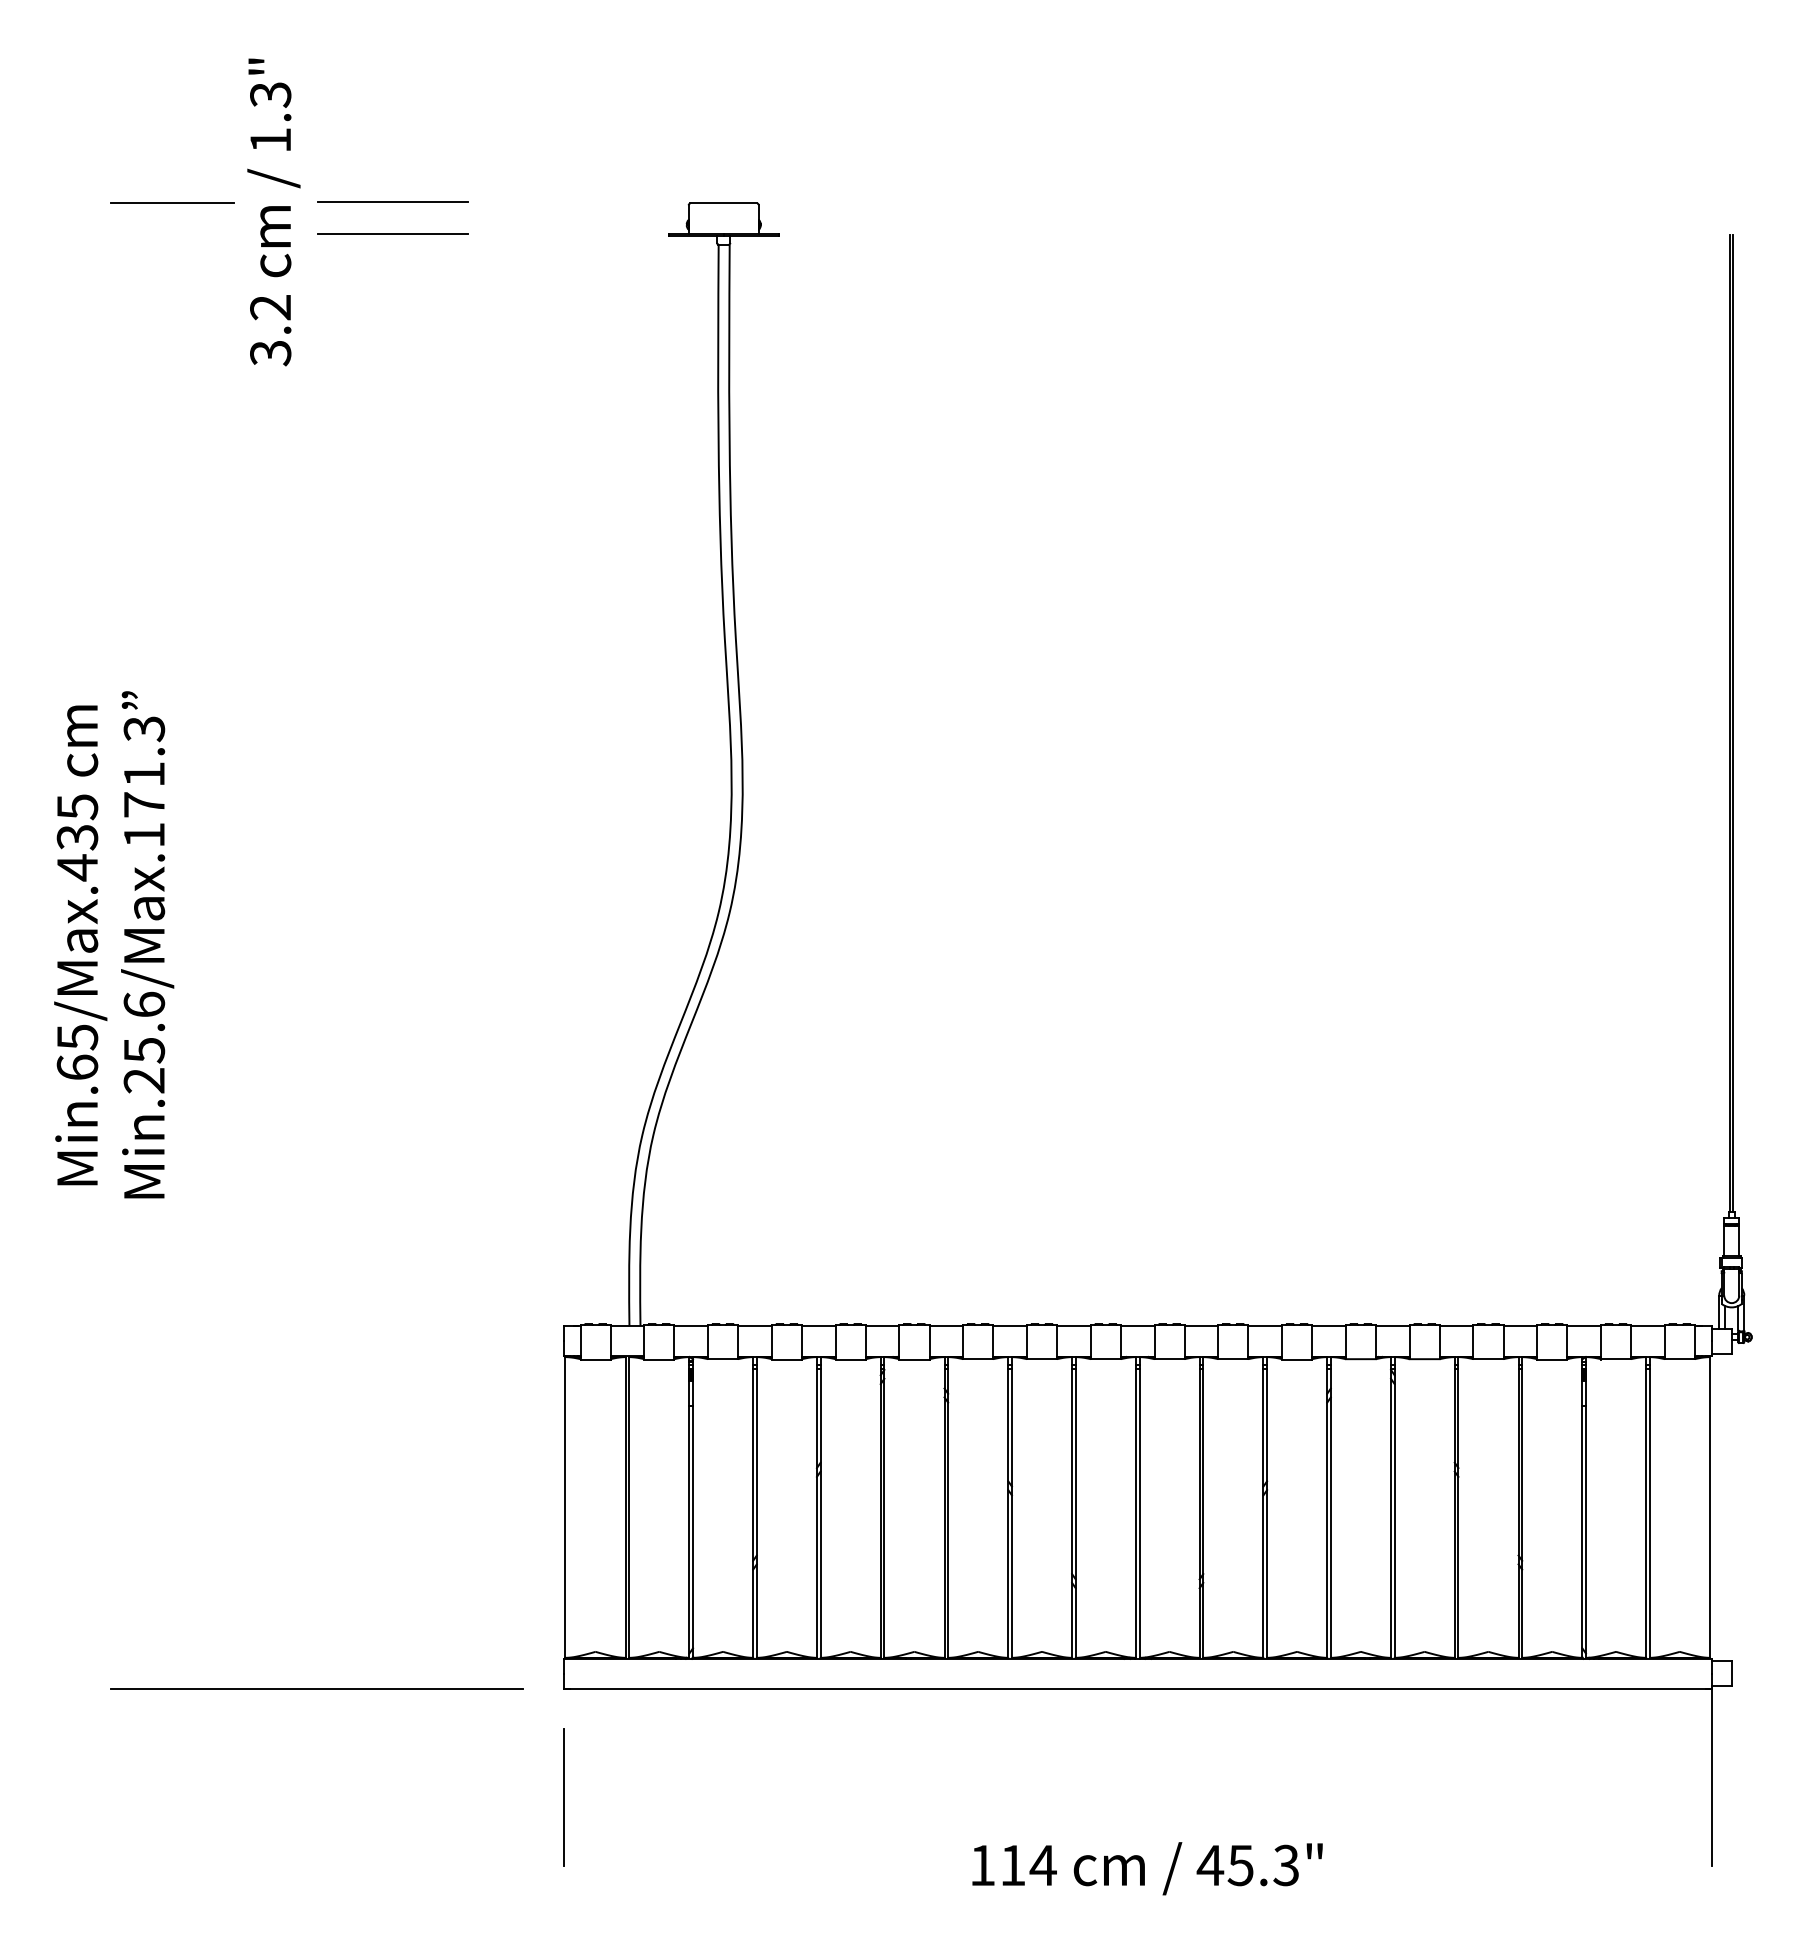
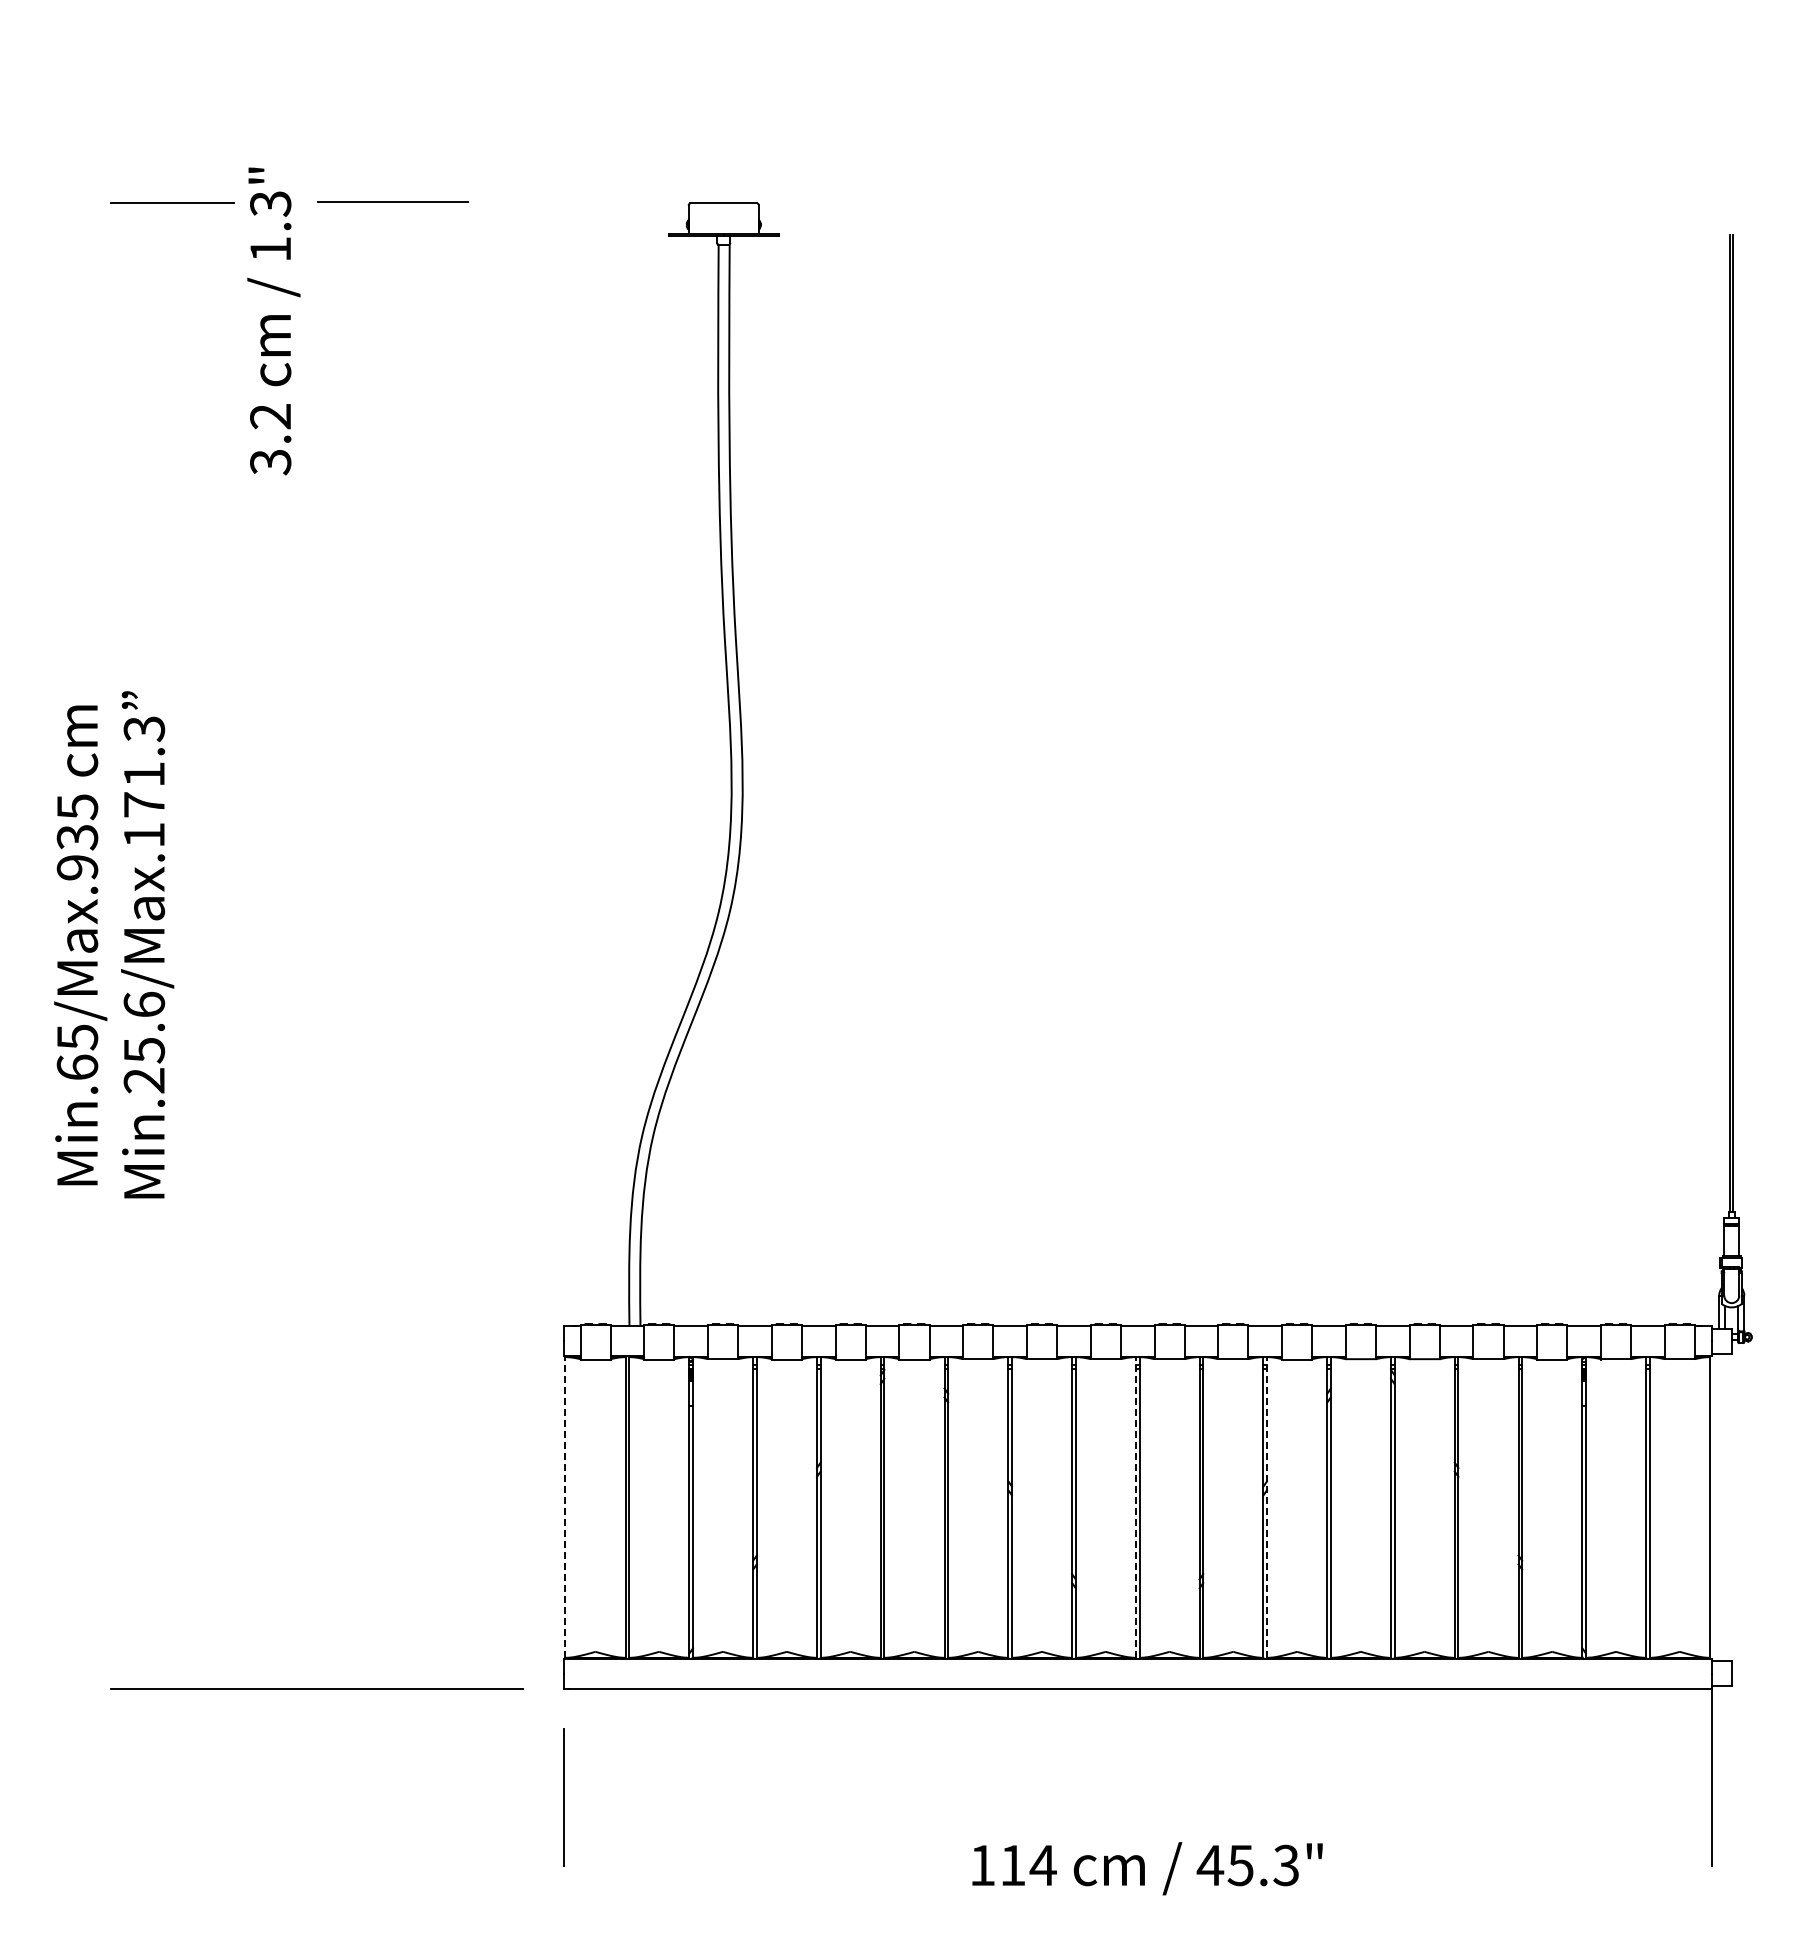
text position: (273, 212) -> (273, 321) (273, 321)
line: present -> none (392, 233)
text: Min.65/Max.435 -> Min.65/Max.935 (77, 867)
line: solid -> dashed (565, 1506)
line: solid -> dashed (1135, 1506)
line: solid -> dashed (1267, 1506)
